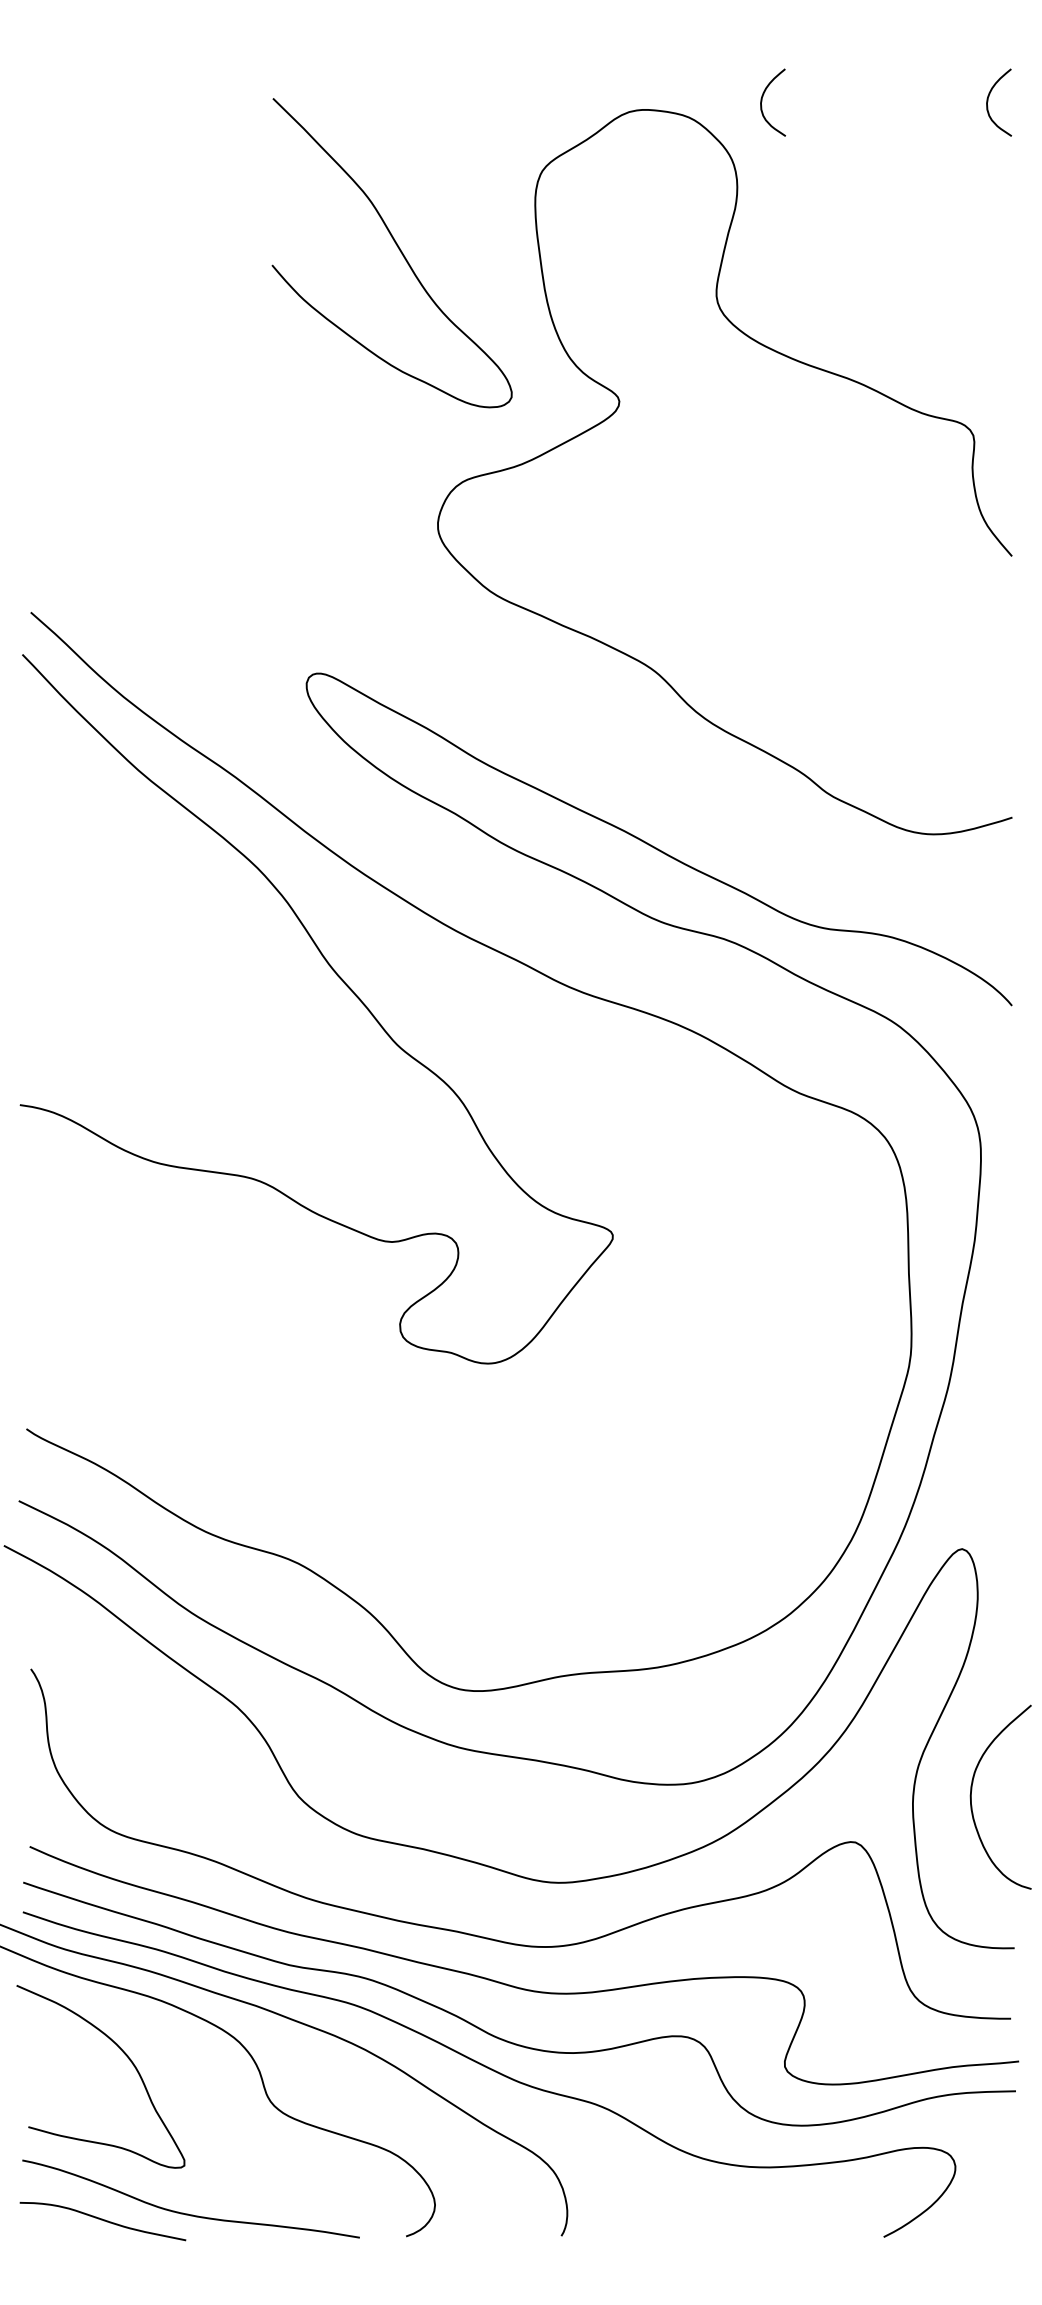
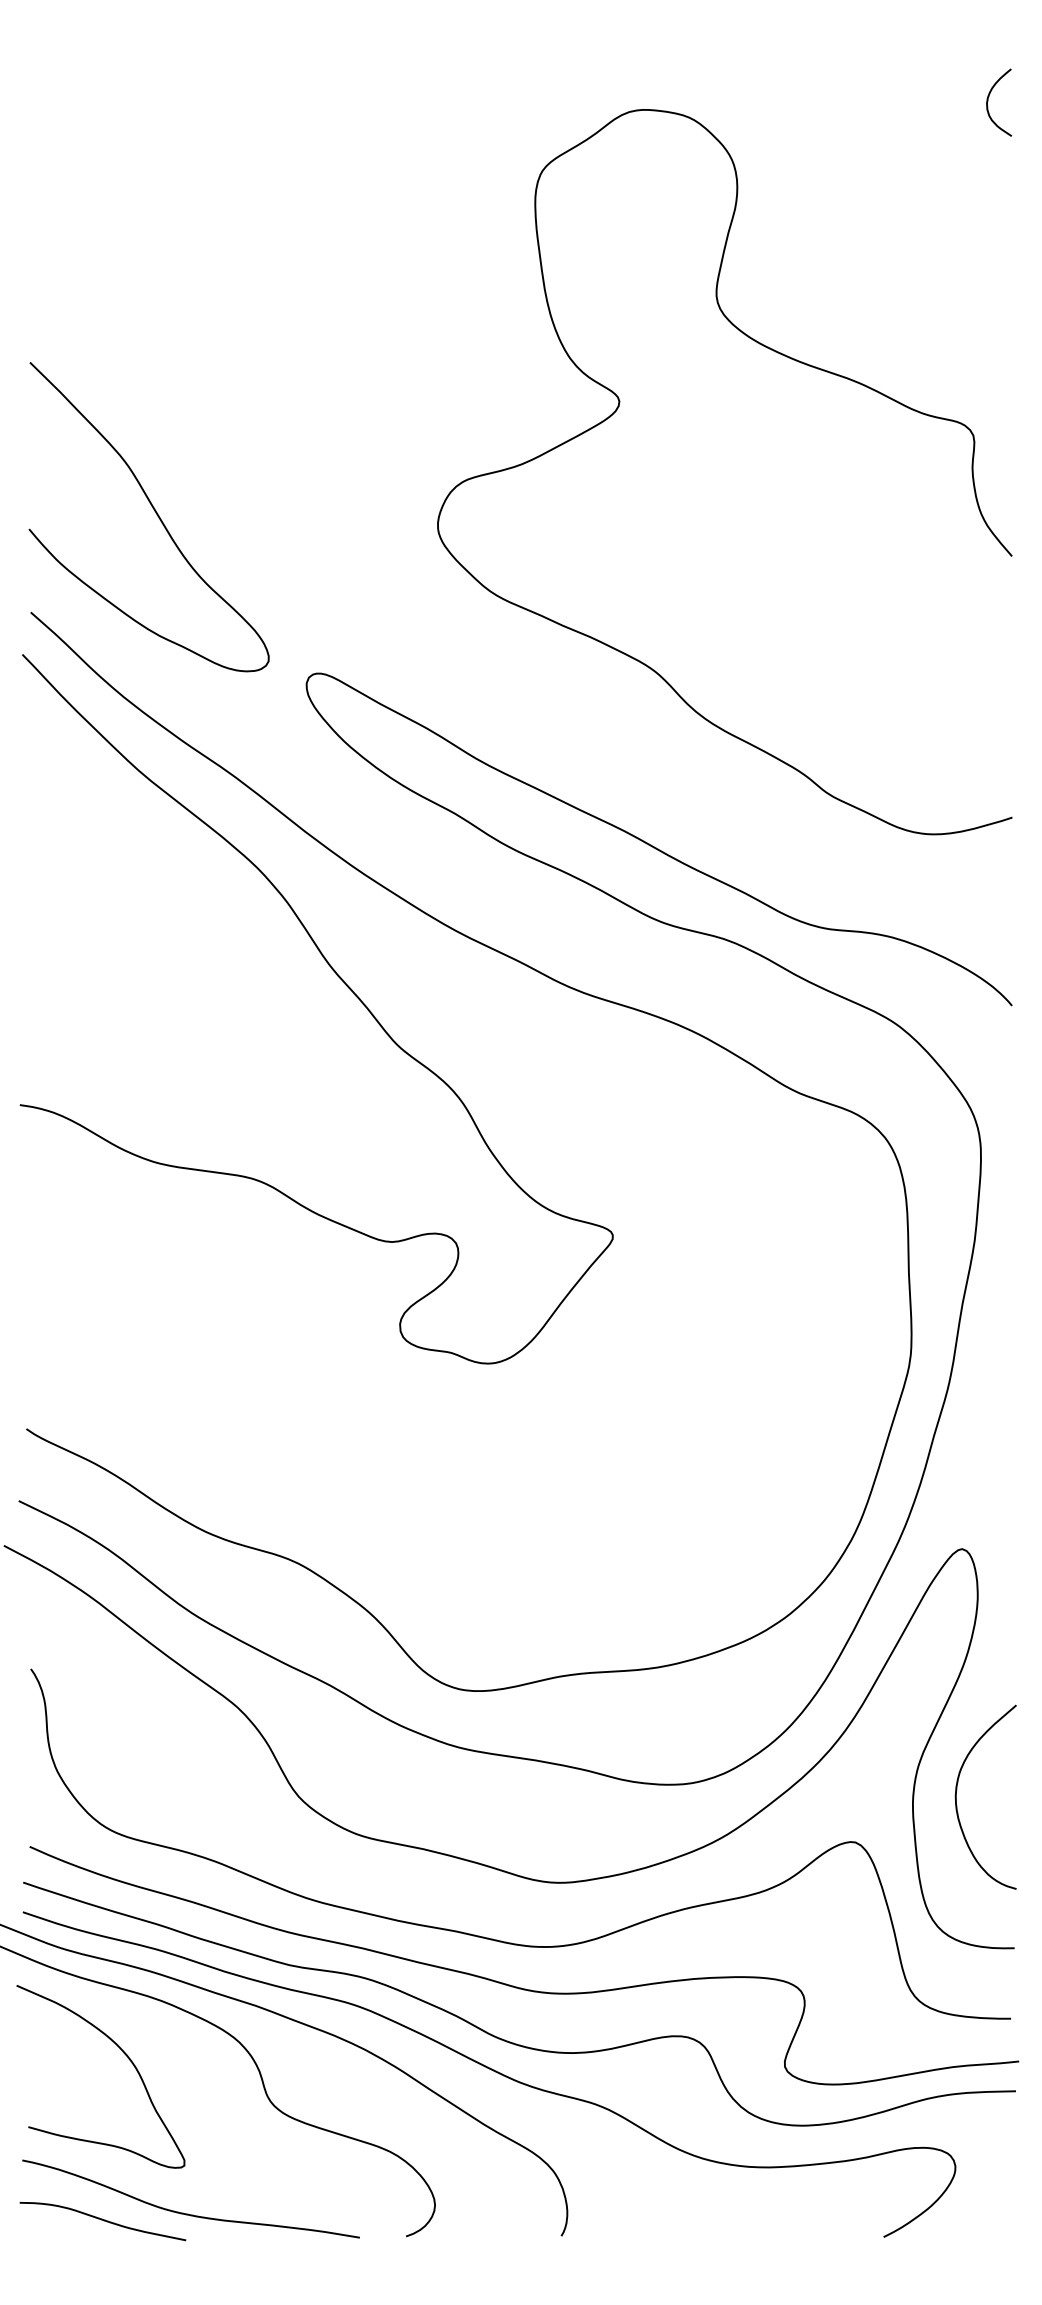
curve: present -> none (762, 101)
curve position: (398, 249) -> (155, 513) (155, 513)
curve position: (972, 1790) -> (957, 1790) (957, 1790)
